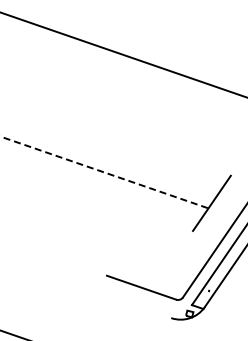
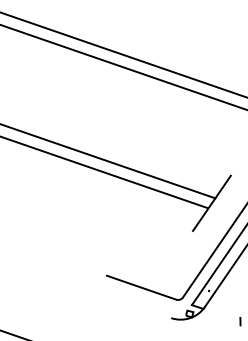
line: none -> present (123, 67)
line: none -> present (108, 161)
line: dashed -> solid (103, 172)
line: none -> present (240, 321)
